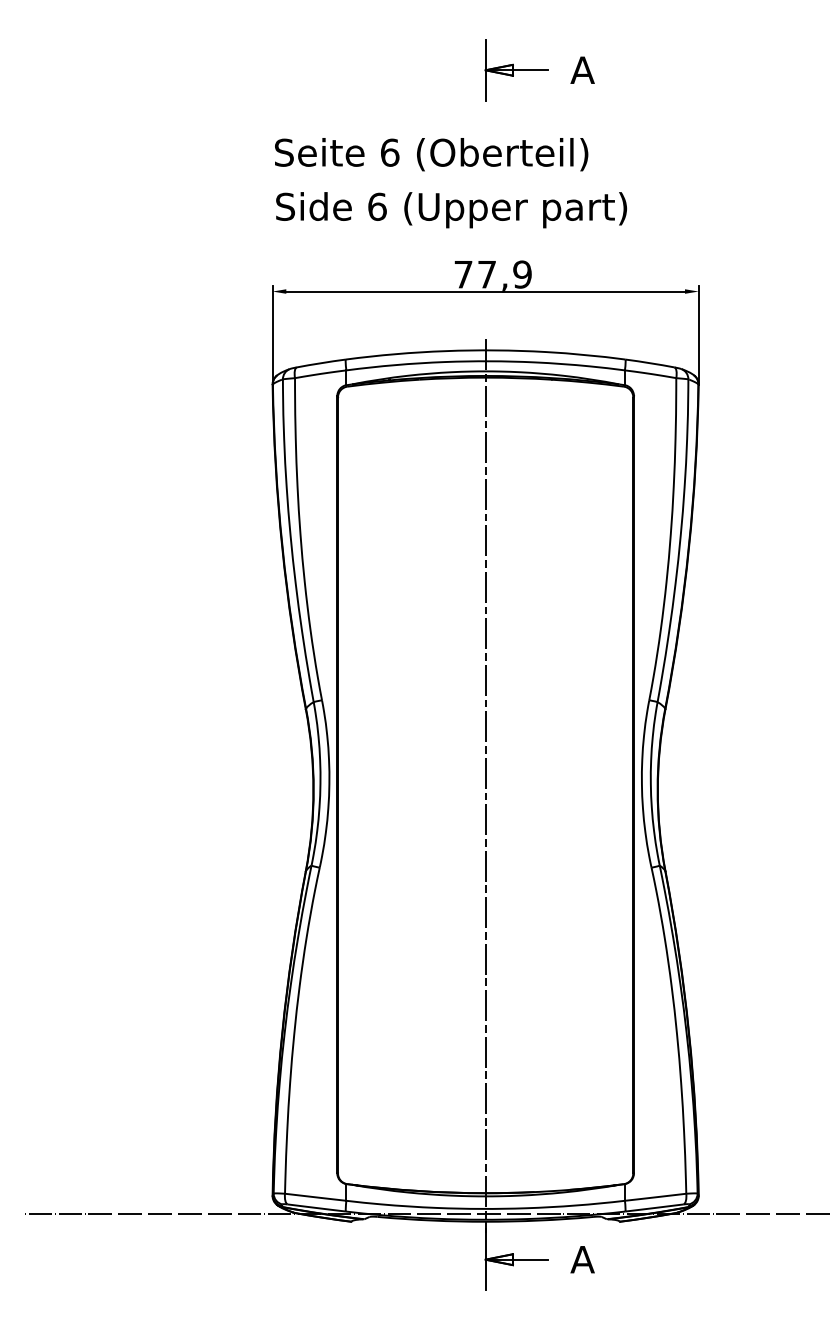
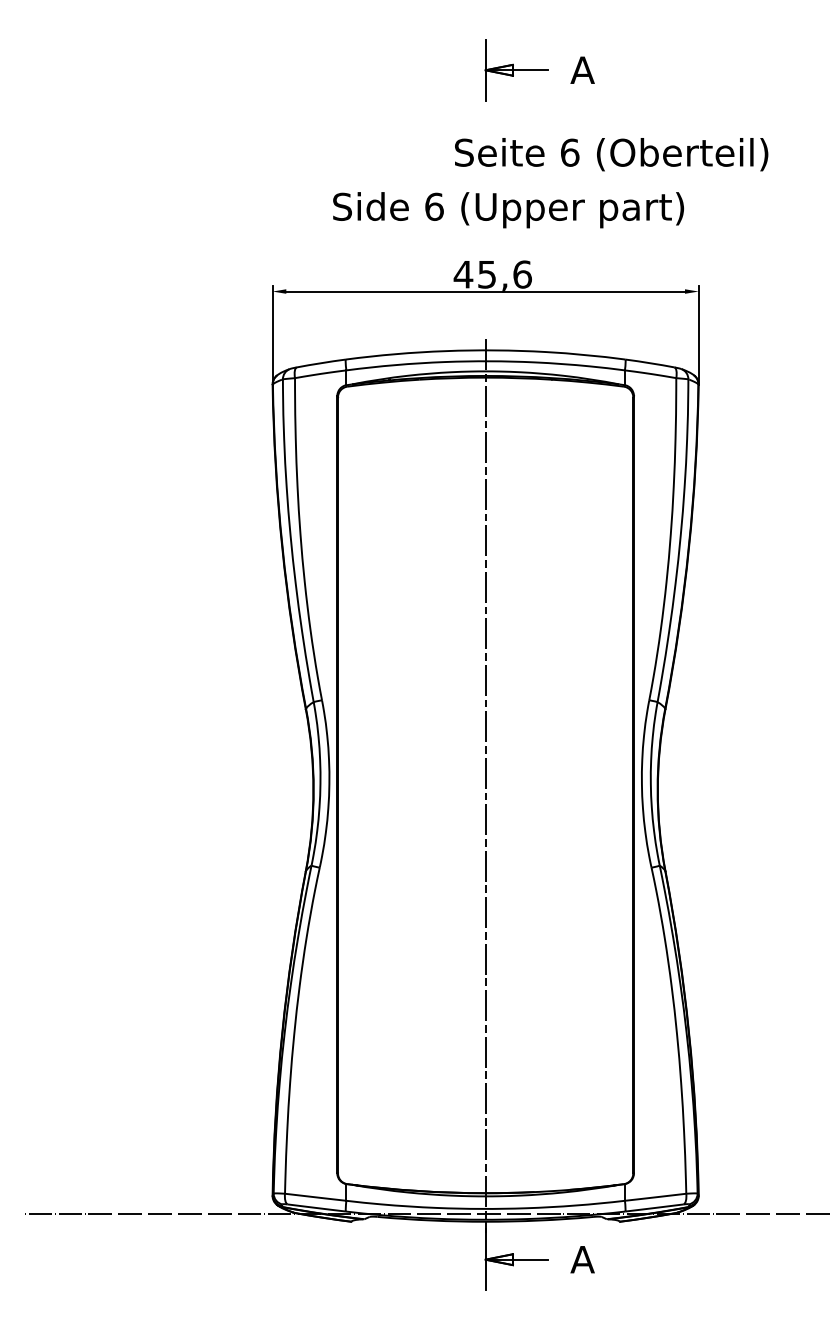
text position: (431, 154) -> (611, 154) (611, 154)
text position: (451, 210) -> (508, 210) (508, 210)
text: 77,9 -> 45,6 (492, 274)
